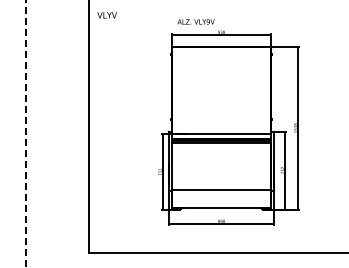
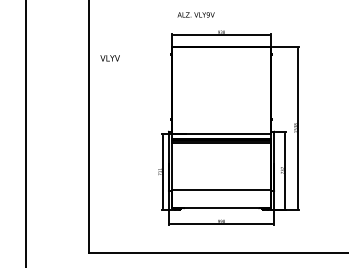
text position: (106, 15) -> (109, 58) (109, 58)
text position: (195, 21) -> (195, 14) (195, 14)
line: dashed -> solid (25, 134)
